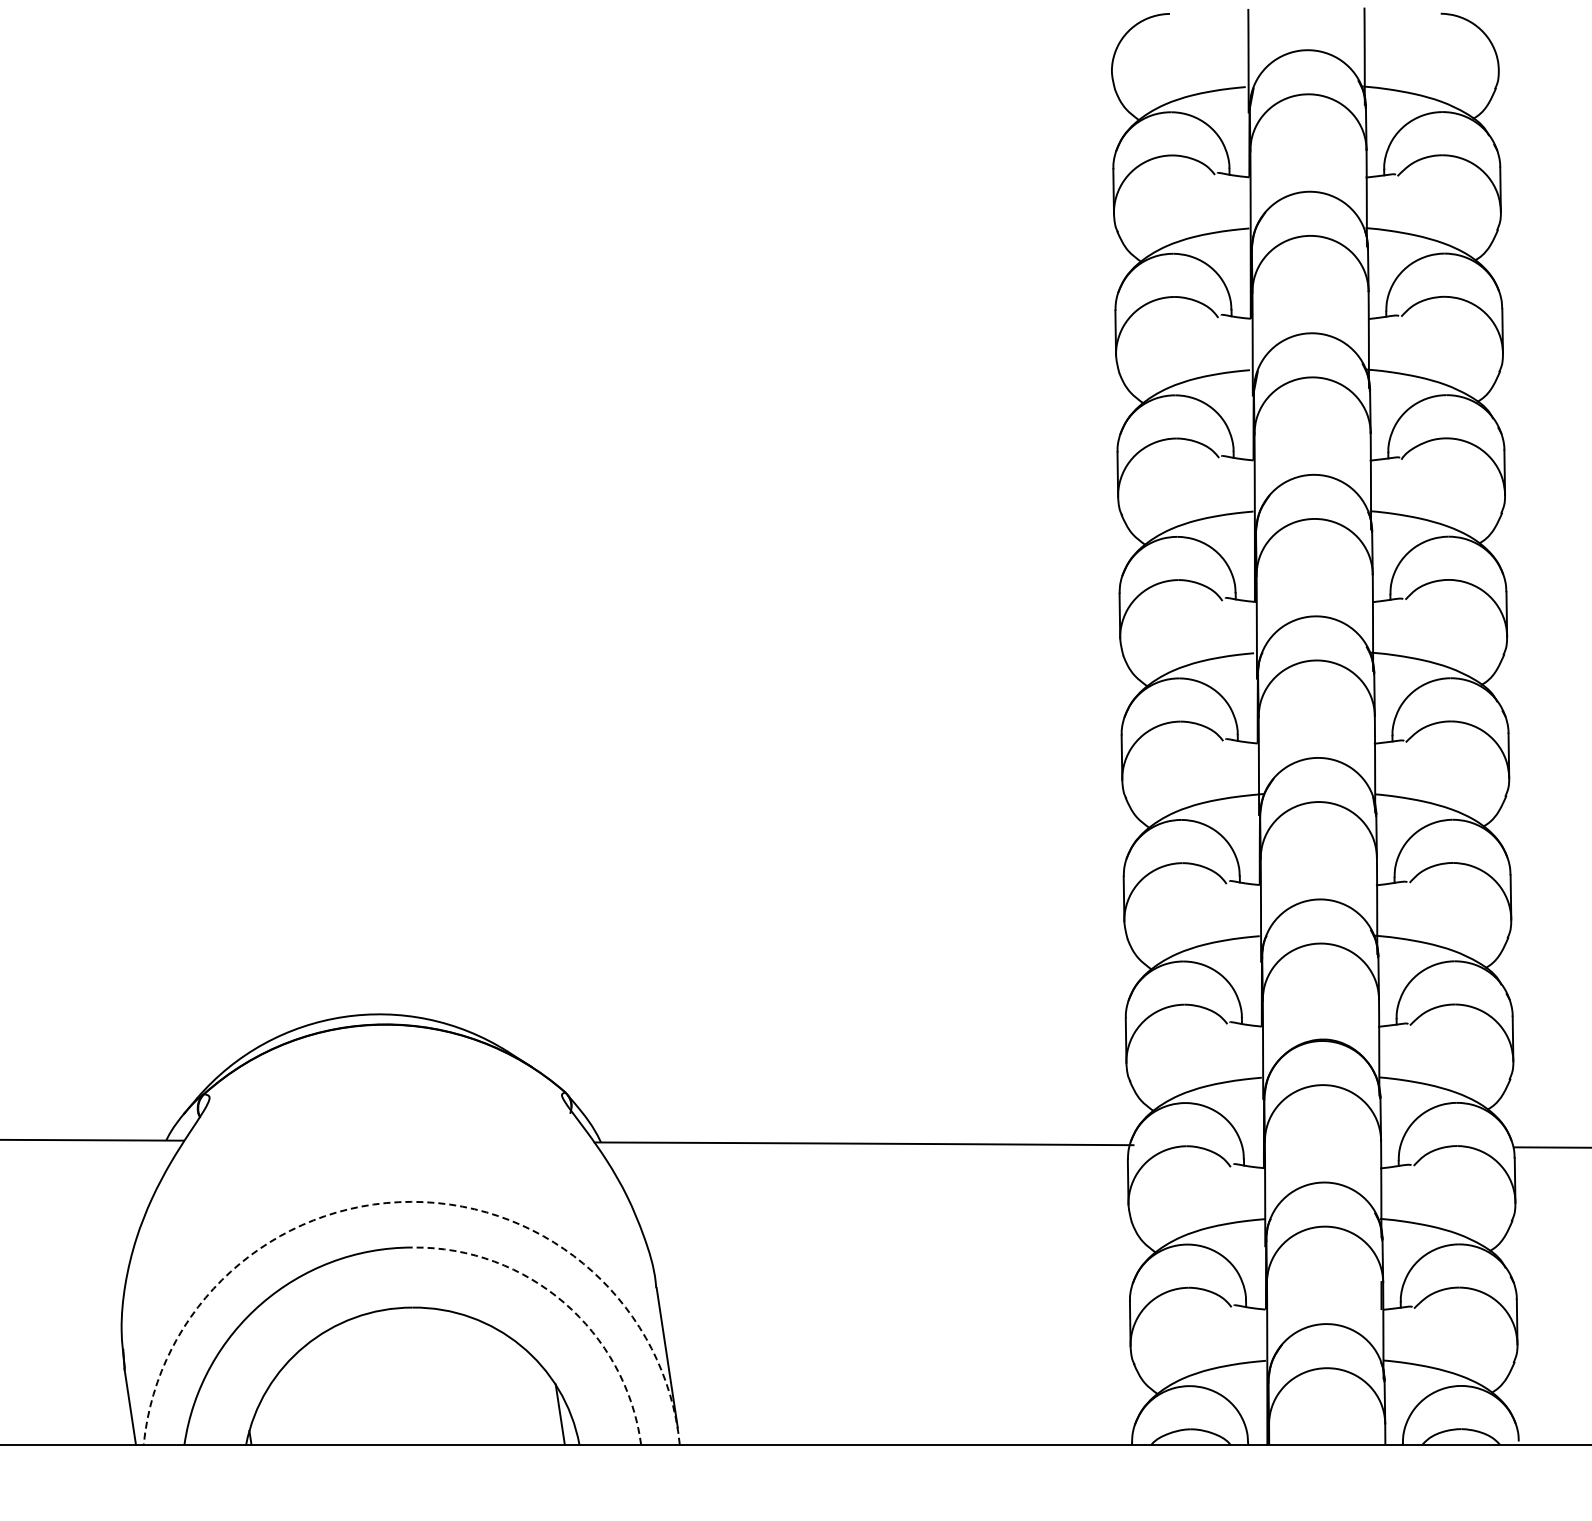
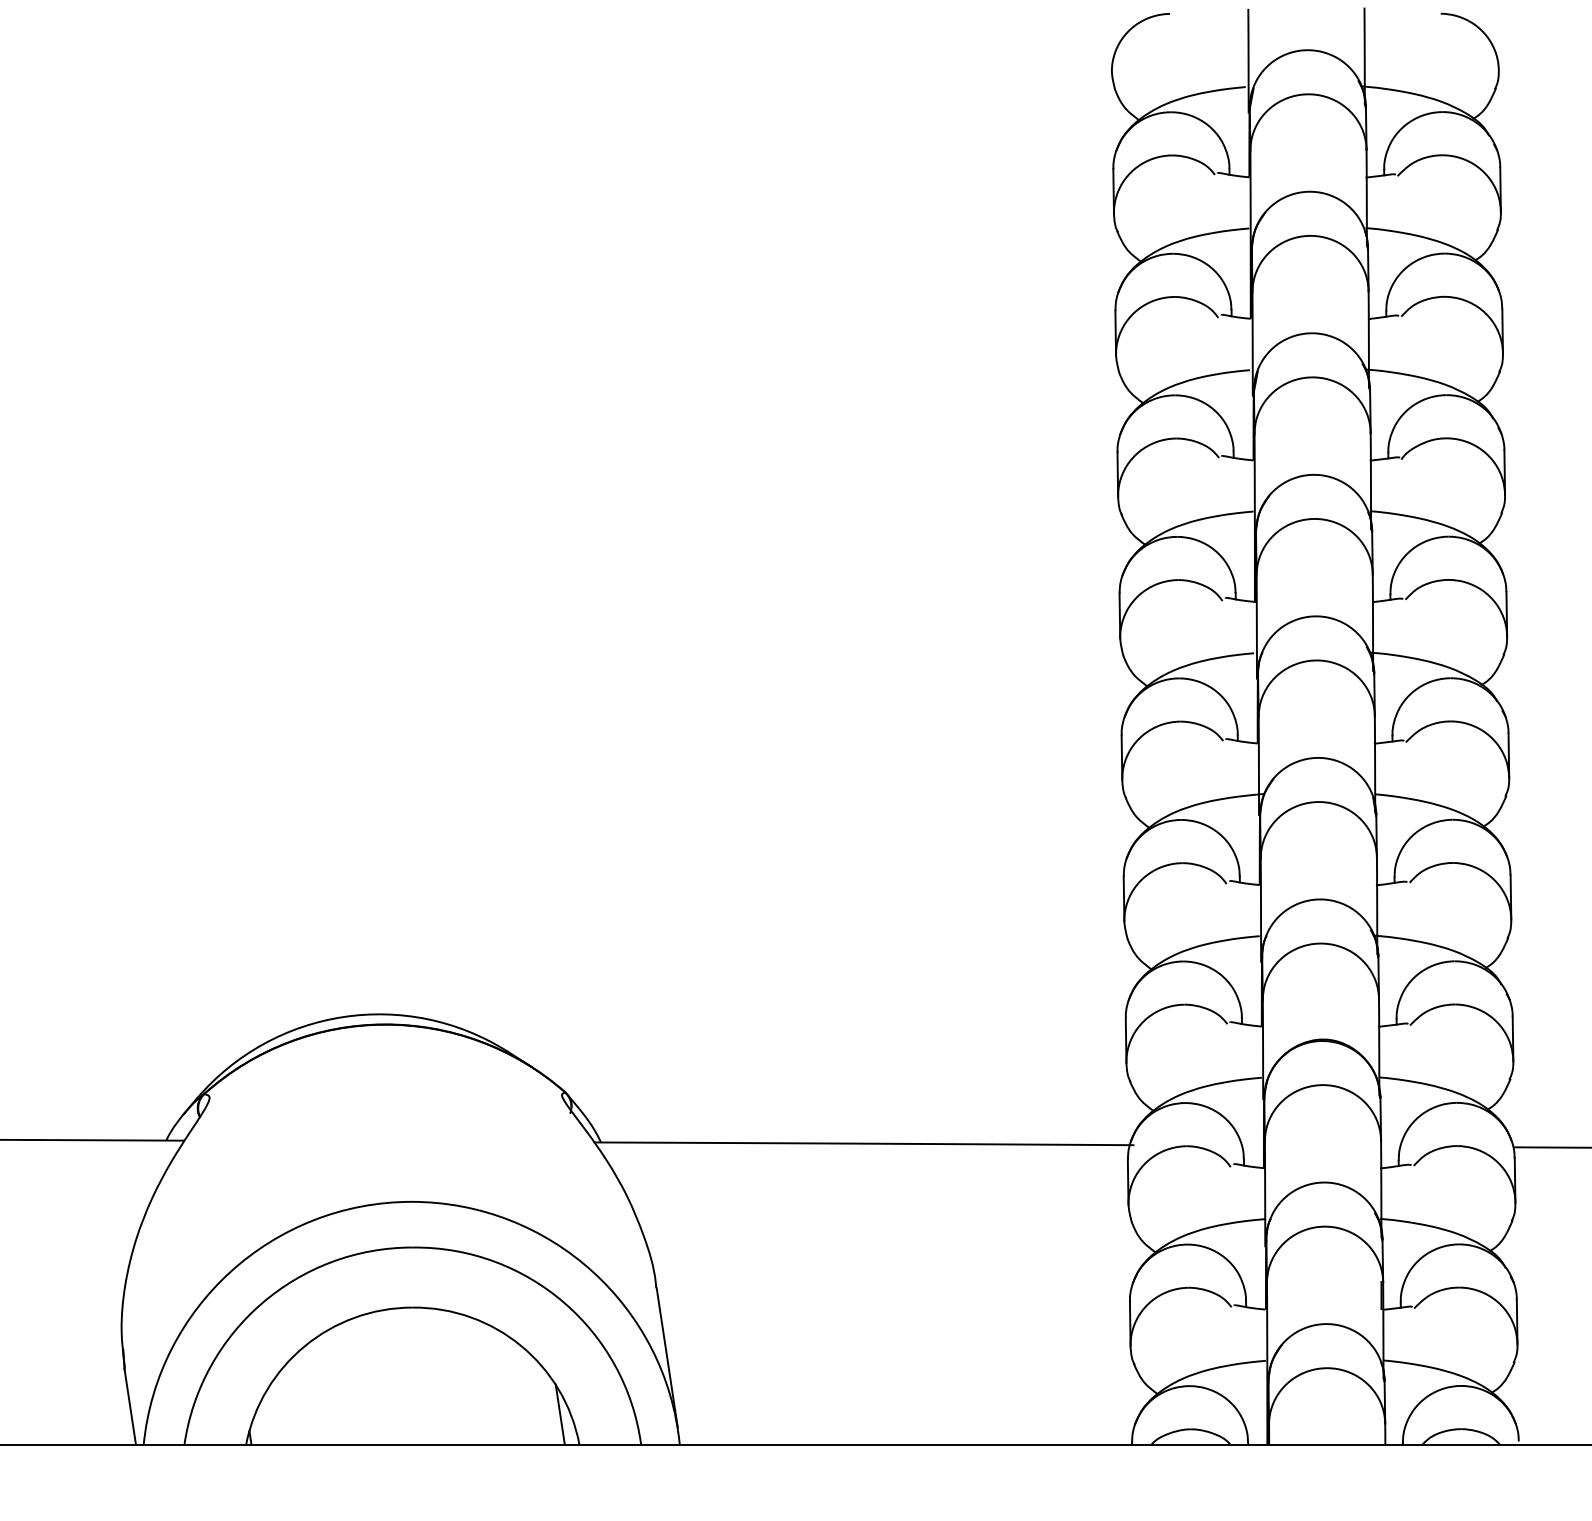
arc: dashed -> solid (411, 1201)
arc: dashed -> solid (564, 1302)
